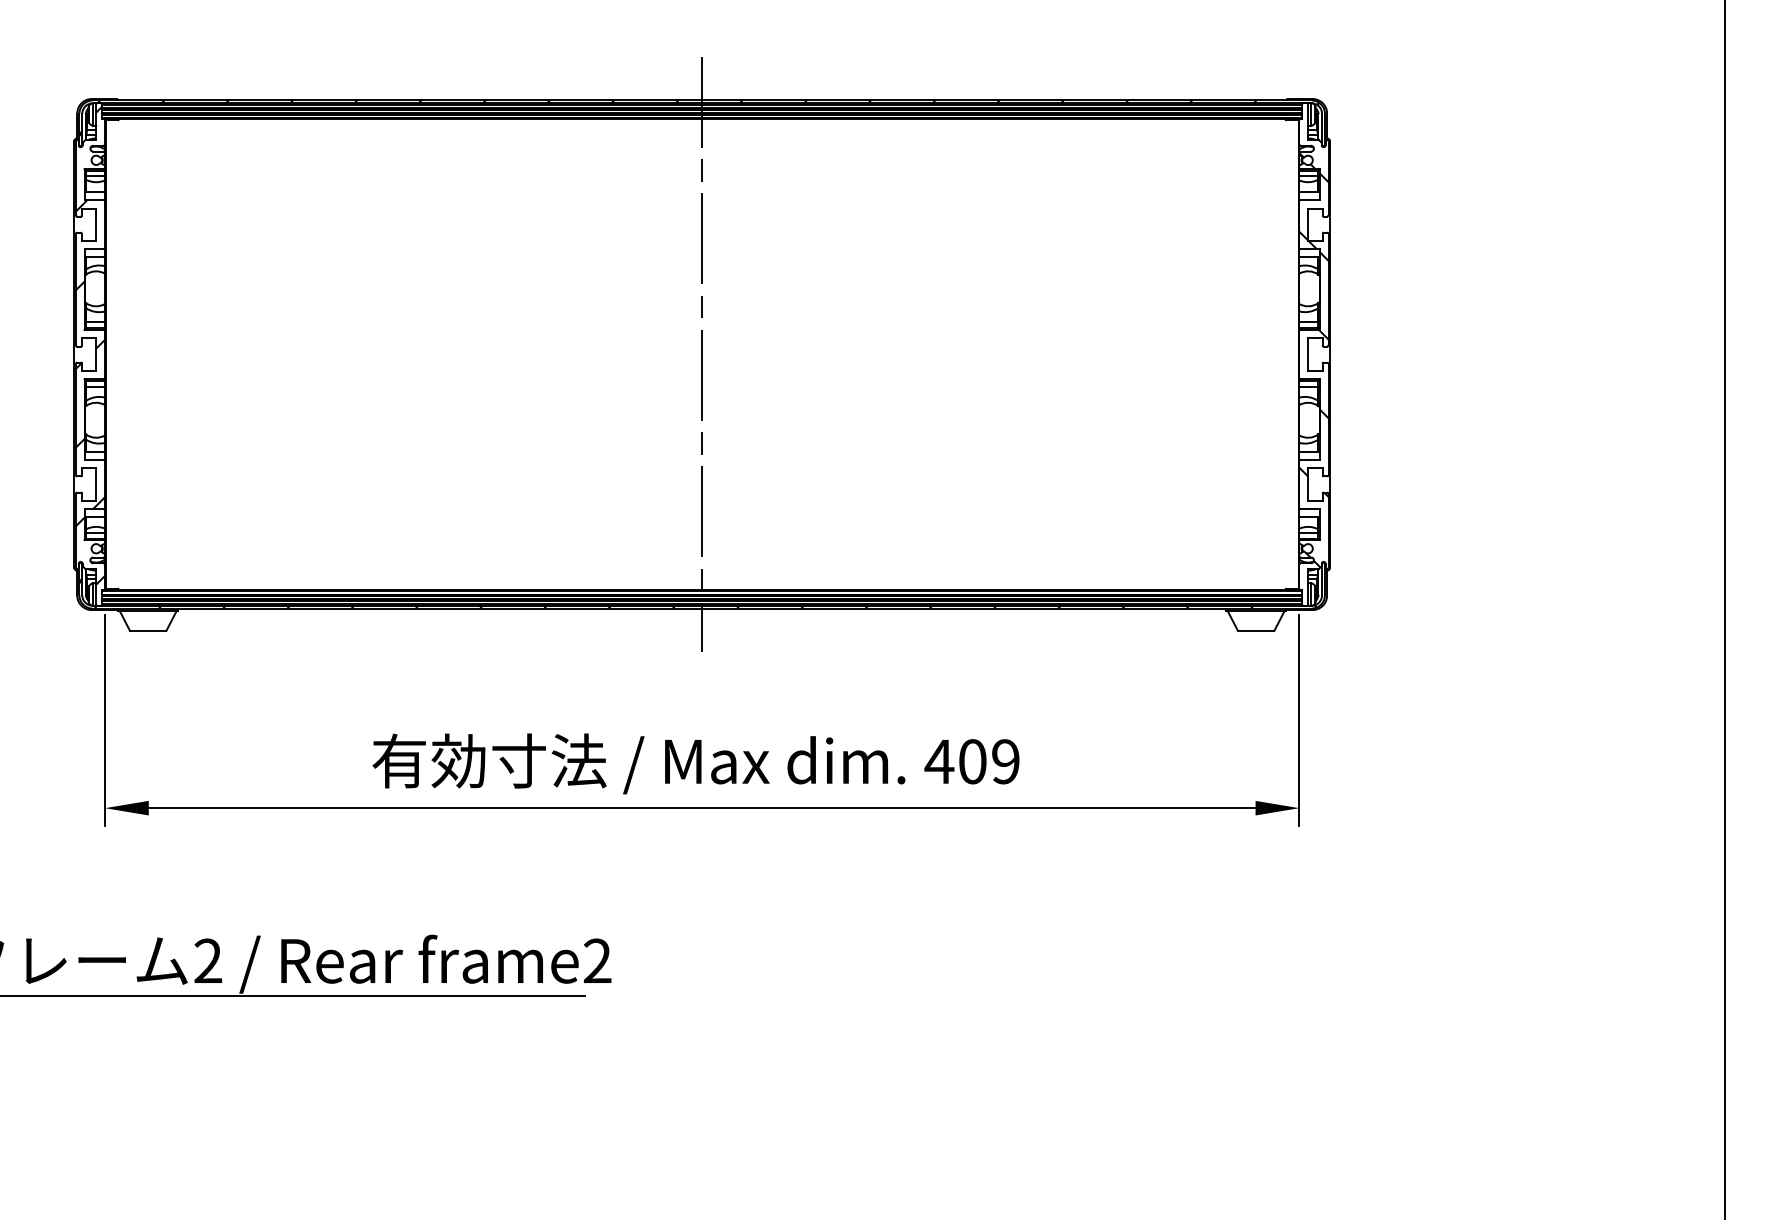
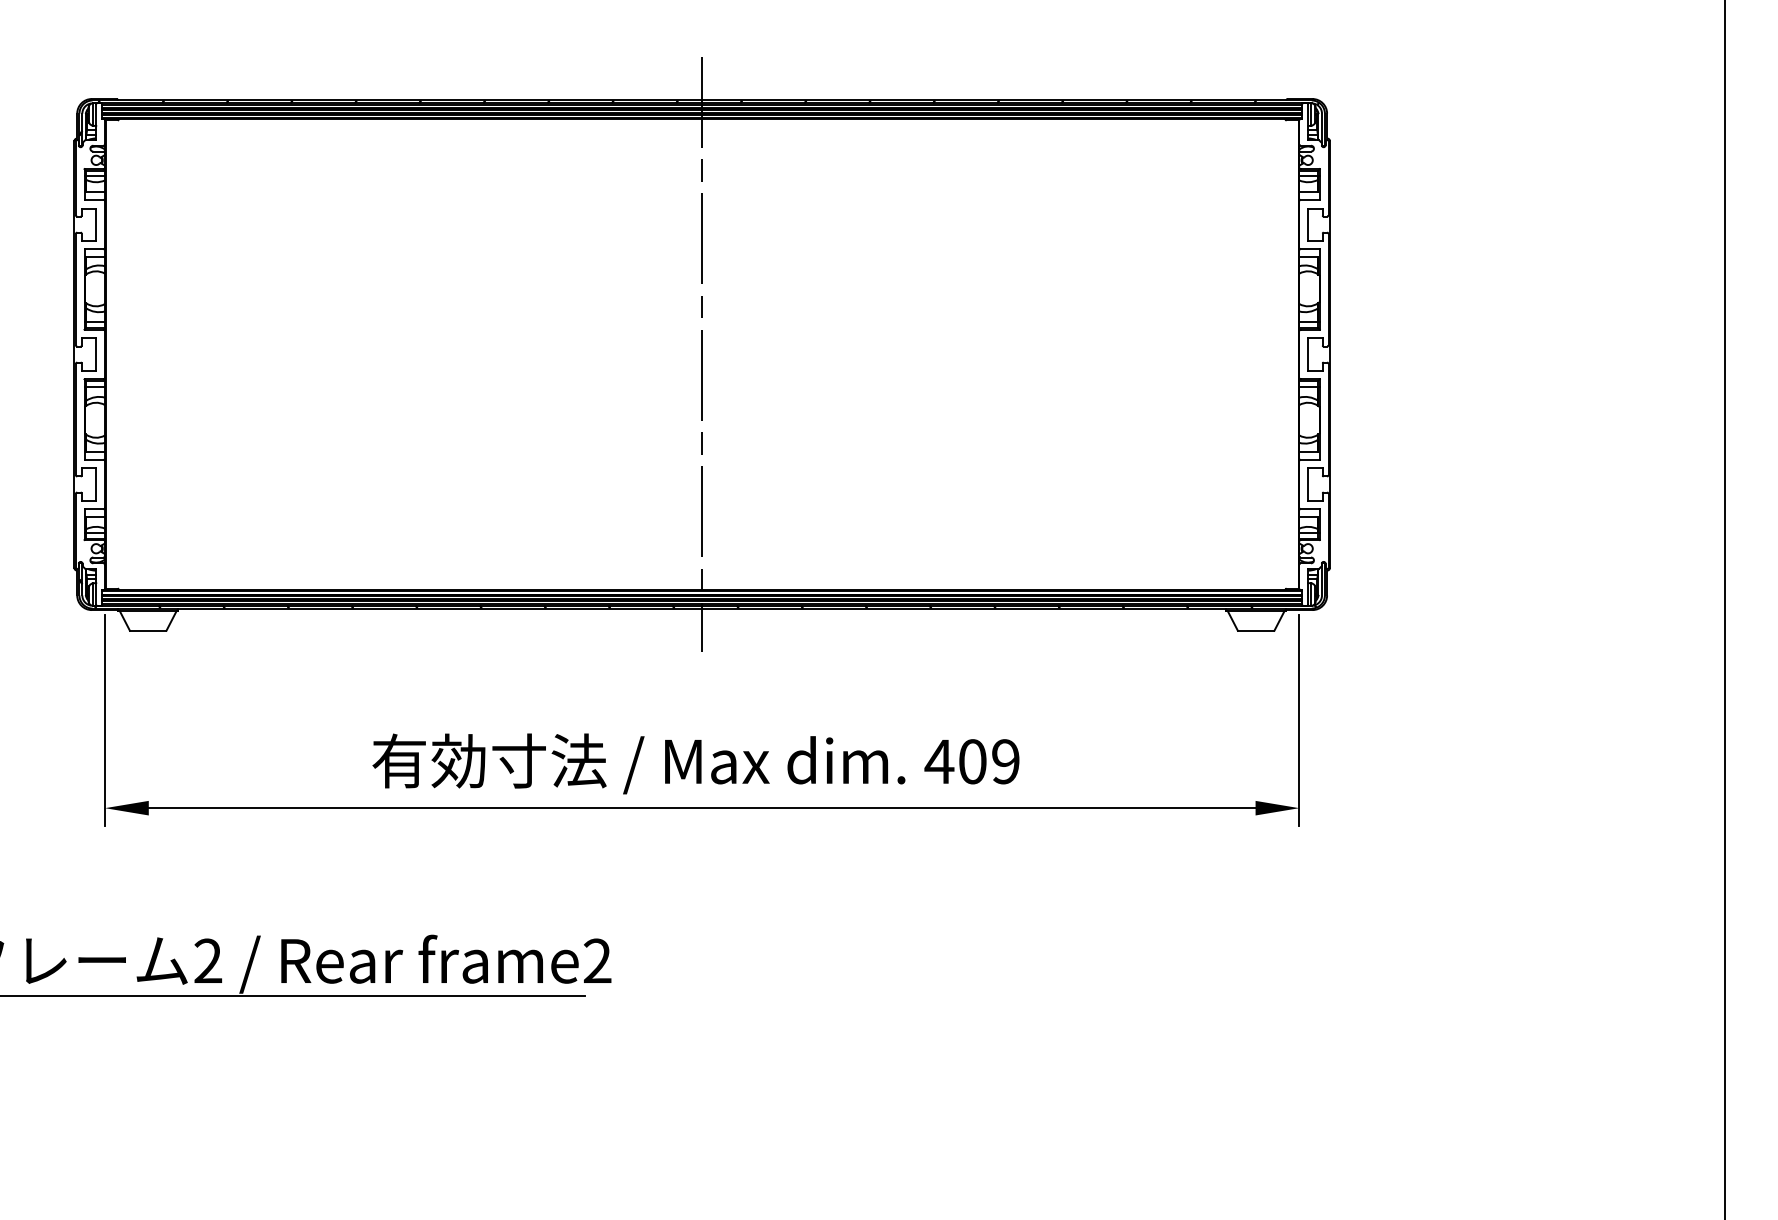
hatch: present -> none (89, 345)
hatch: present -> none (1313, 360)
